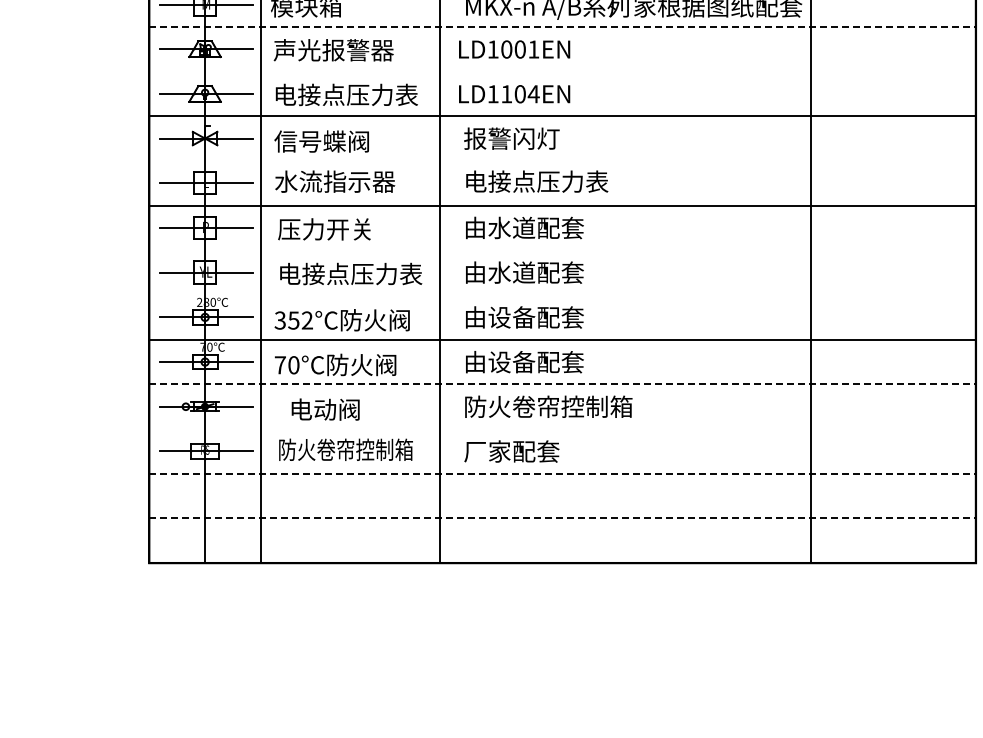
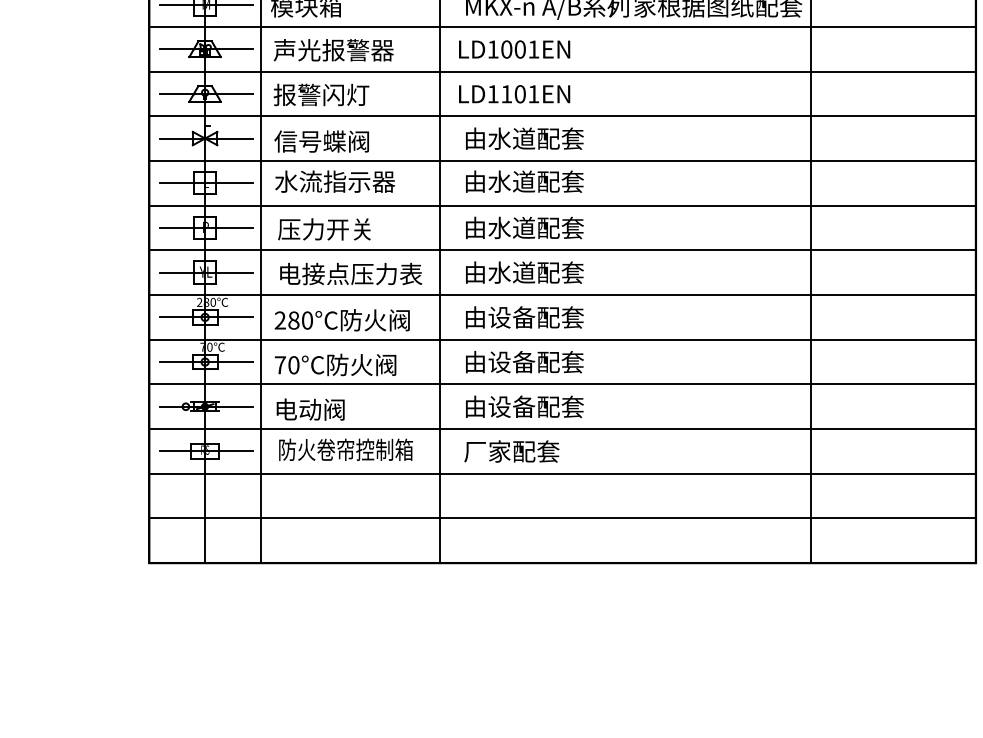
line: dashed -> solid (563, 26)
line: none -> present (562, 71)
text: 电接点压力表 -> 报警闪灯 (345, 94)
text: LD1104EN -> LD1101EN (533, 94)
text: 报警闪灯 -> 由水道配套 (523, 138)
line: none -> present (562, 160)
text: 电接点压力表 -> 由水道配套 (537, 181)
line: none -> present (562, 250)
line: none -> present (562, 294)
text: 352°C -> 280°C (293, 320)
line: dashed -> solid (563, 384)
text: 防火卷帘控制箱 -> 由设备配套 (548, 406)
text position: (325, 409) -> (310, 409) (310, 409)
line: none -> present (562, 429)
line: dashed -> solid (563, 473)
line: dashed -> solid (563, 518)
